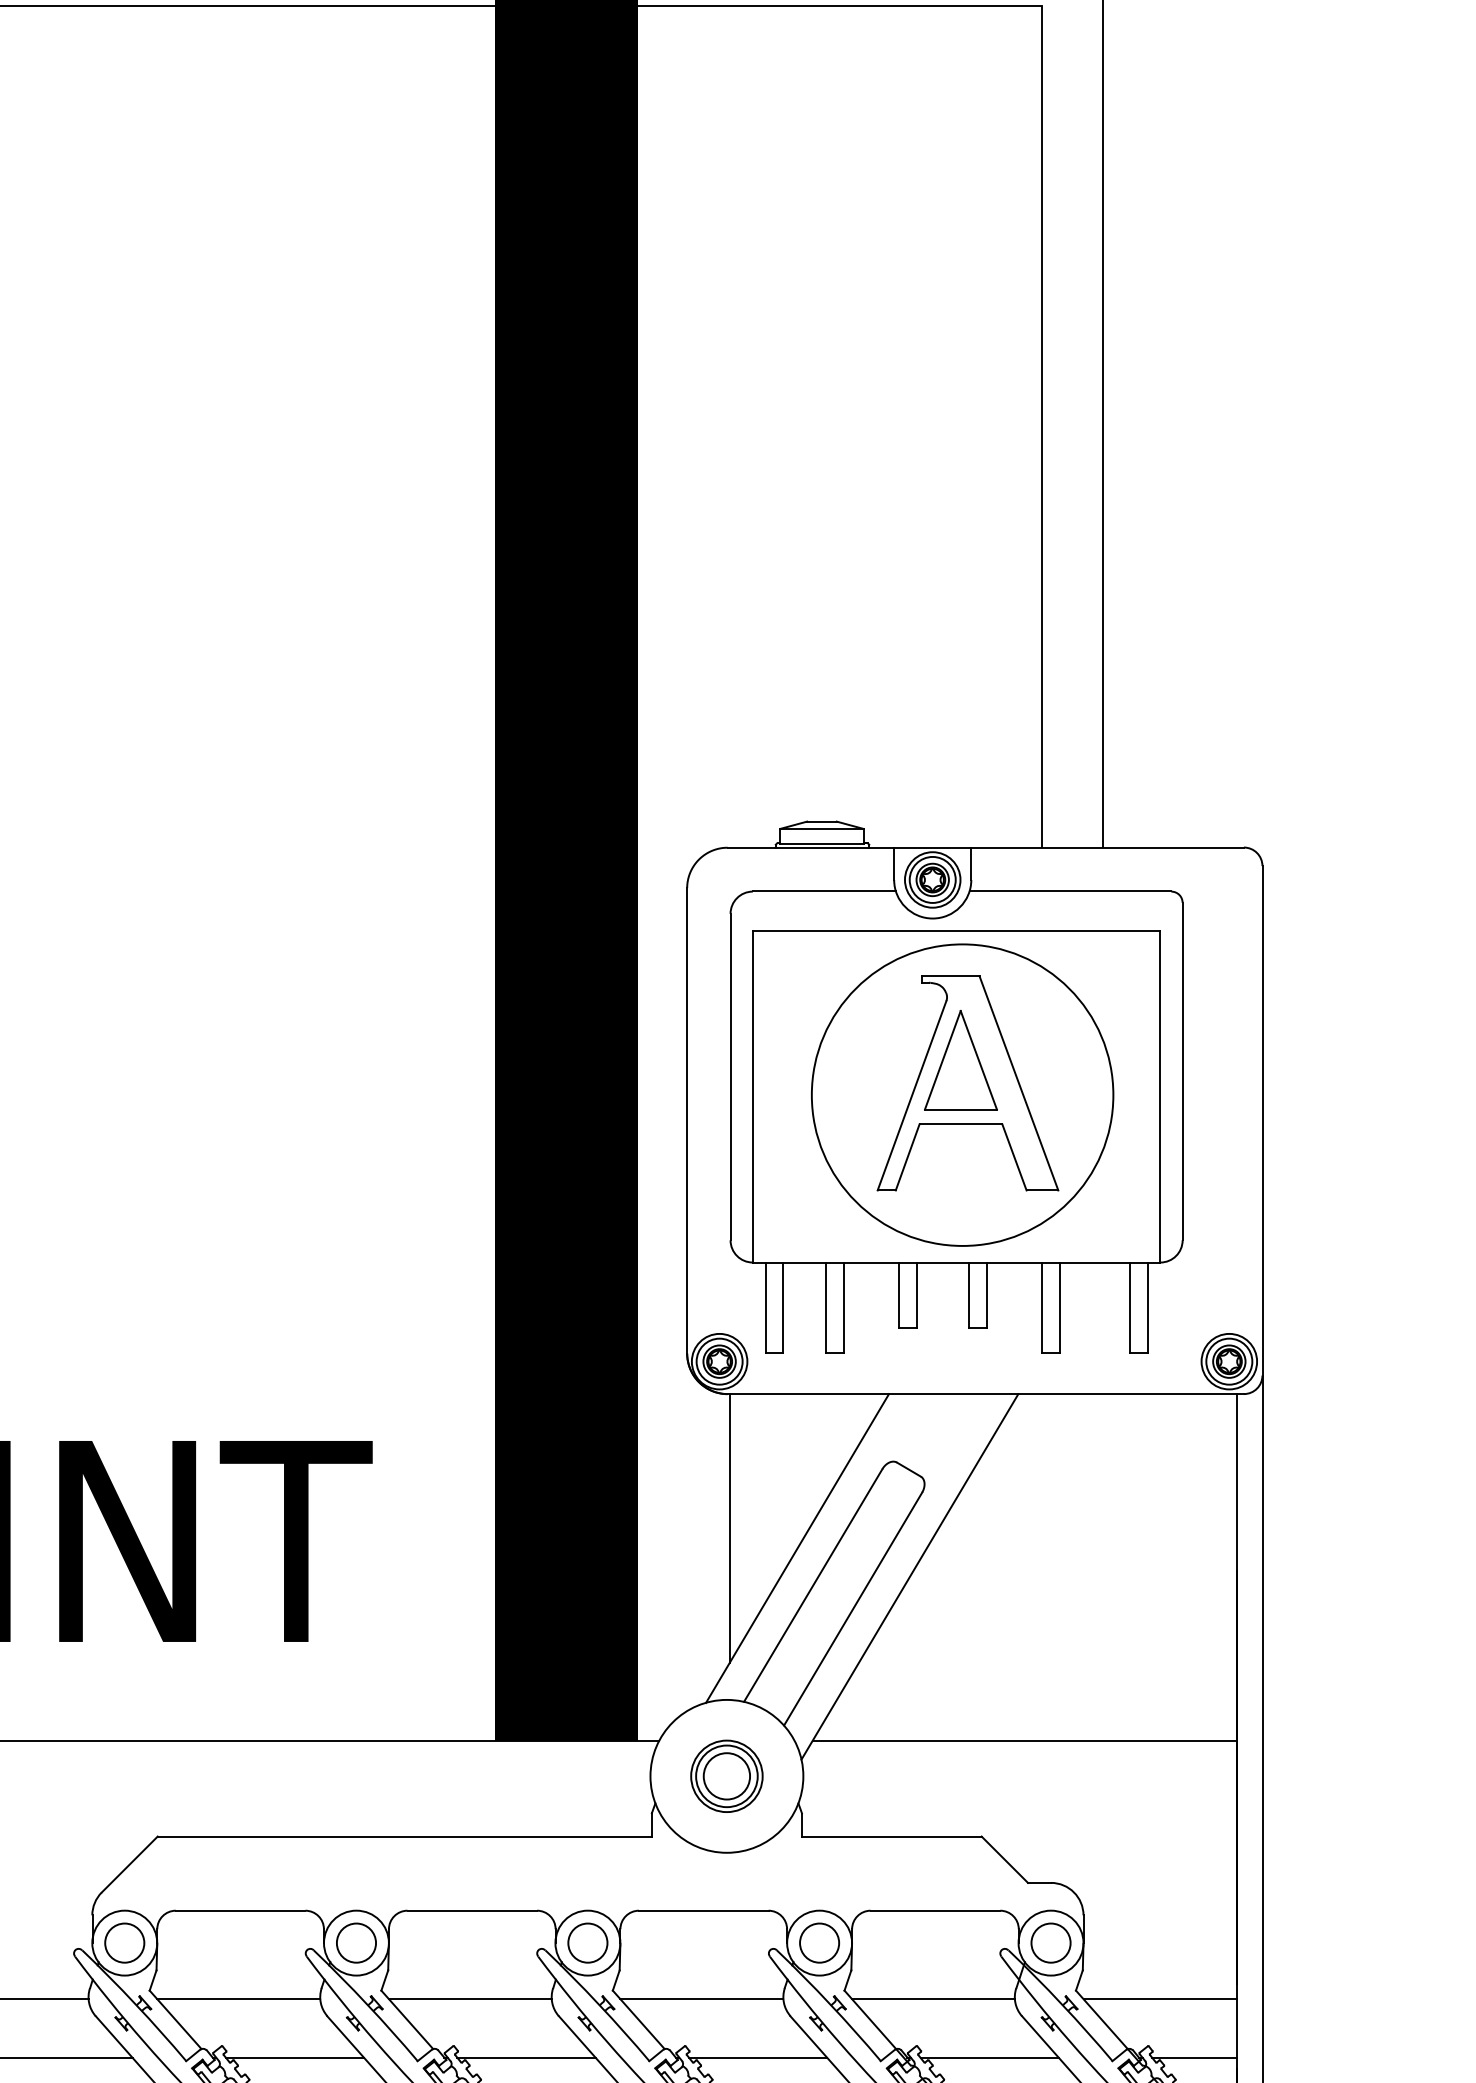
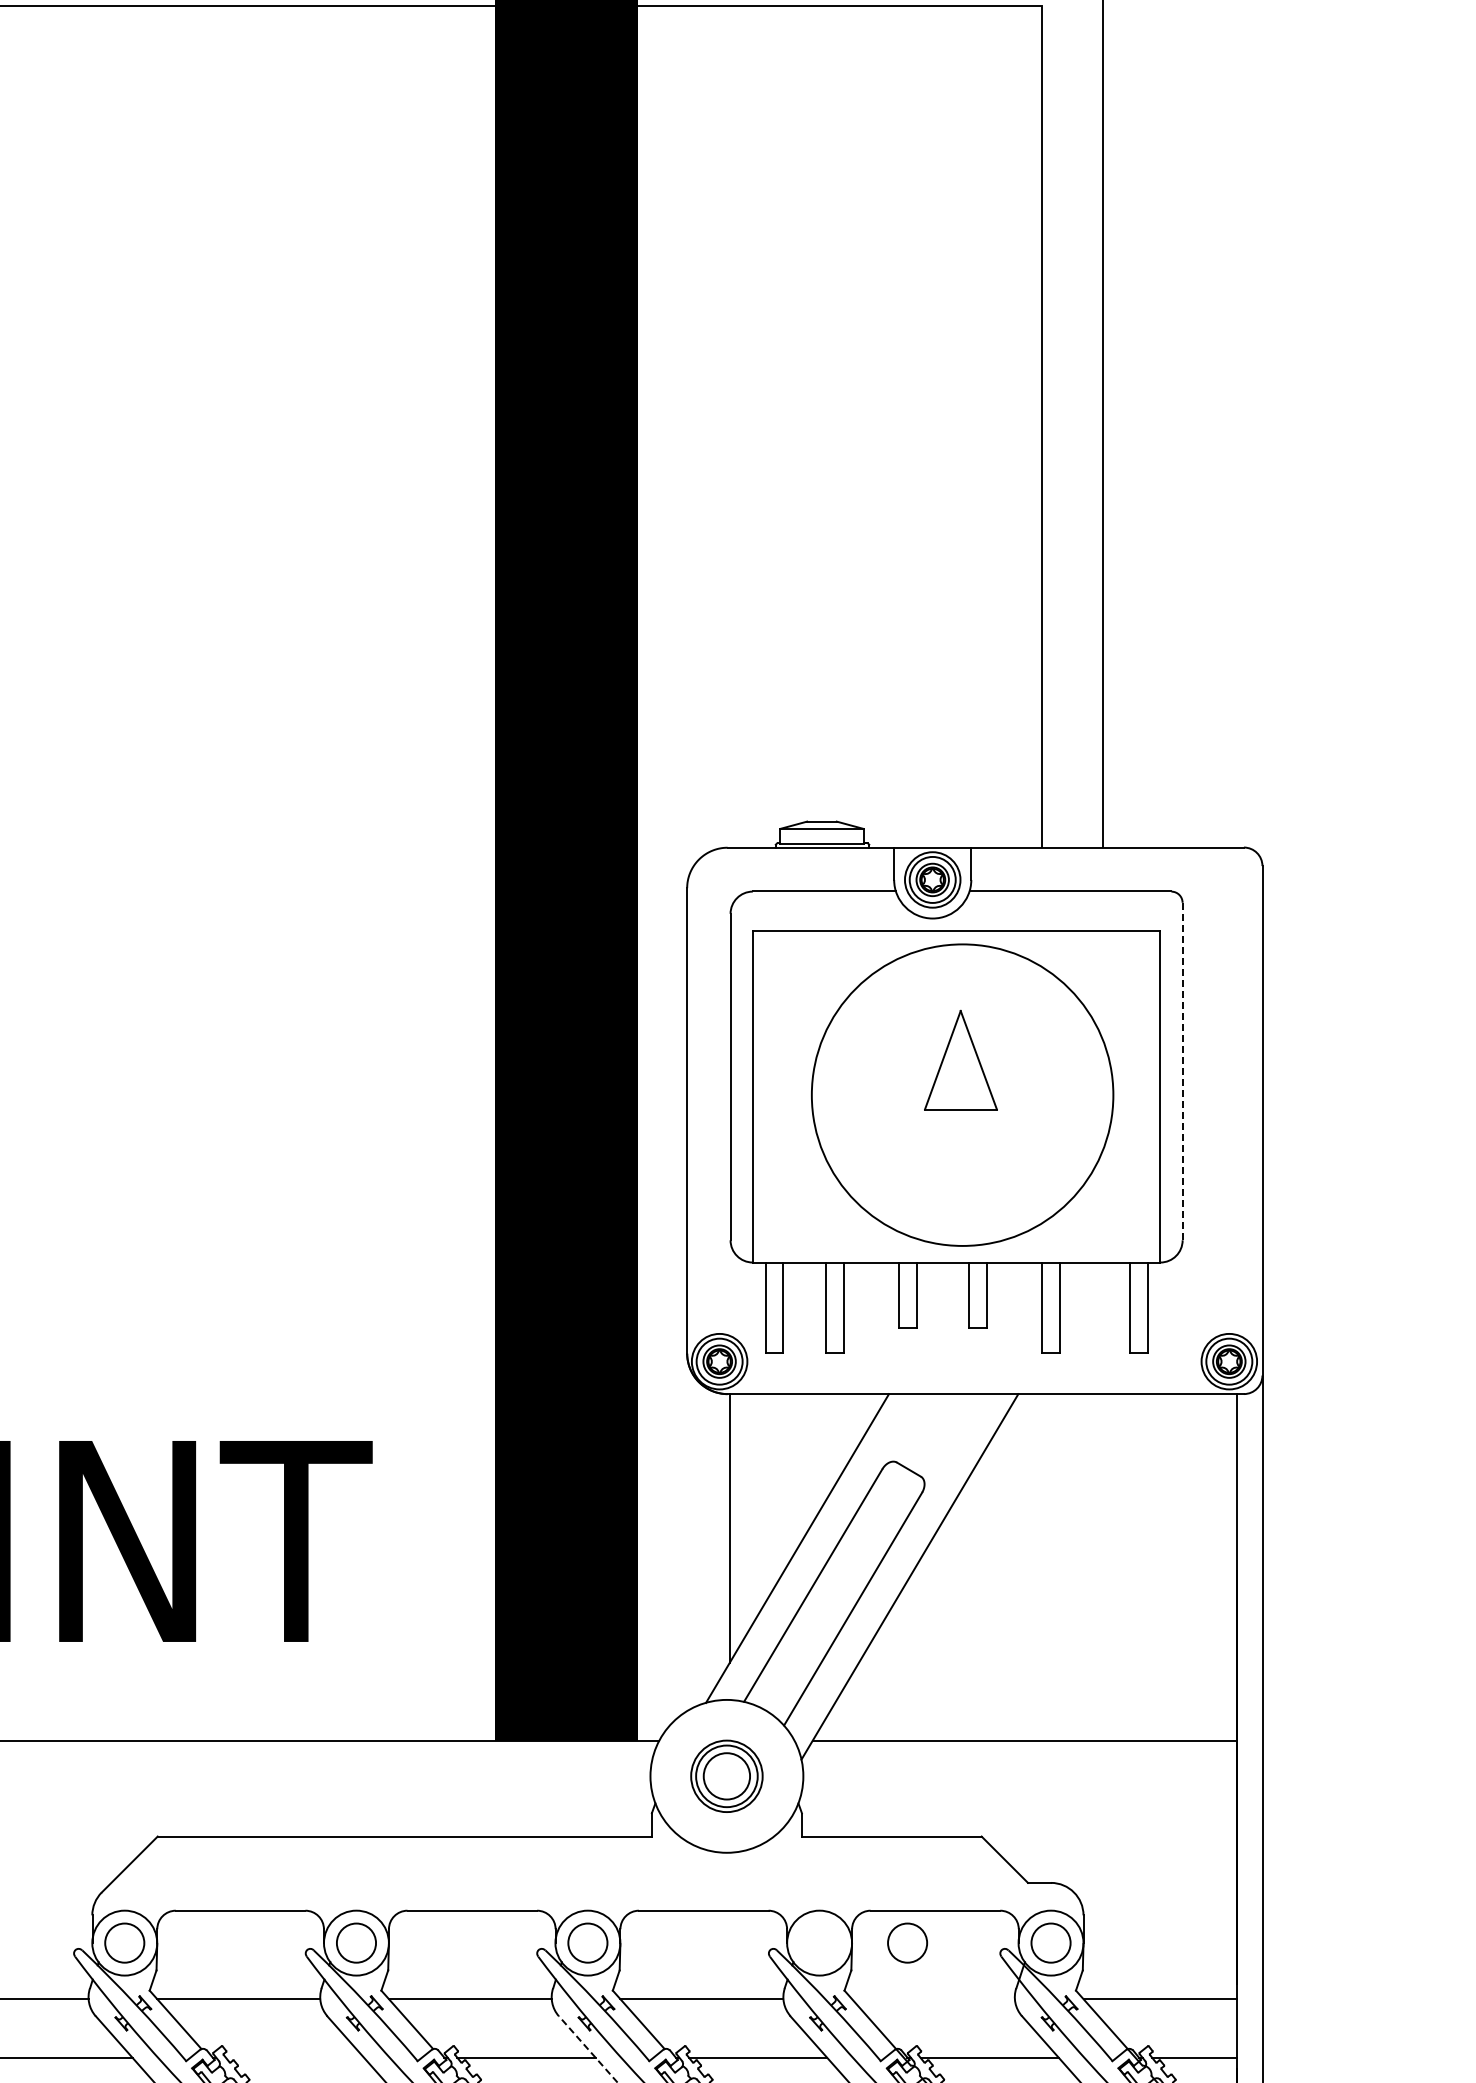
line: solid -> dashed (1182, 1071)
part: present -> none (967, 1083)
circle position: (819, 1942) -> (907, 1942) (907, 1942)
line: present -> none (933, 1998)
line: solid -> dashed (588, 2049)
line: present -> none (294, 2057)
